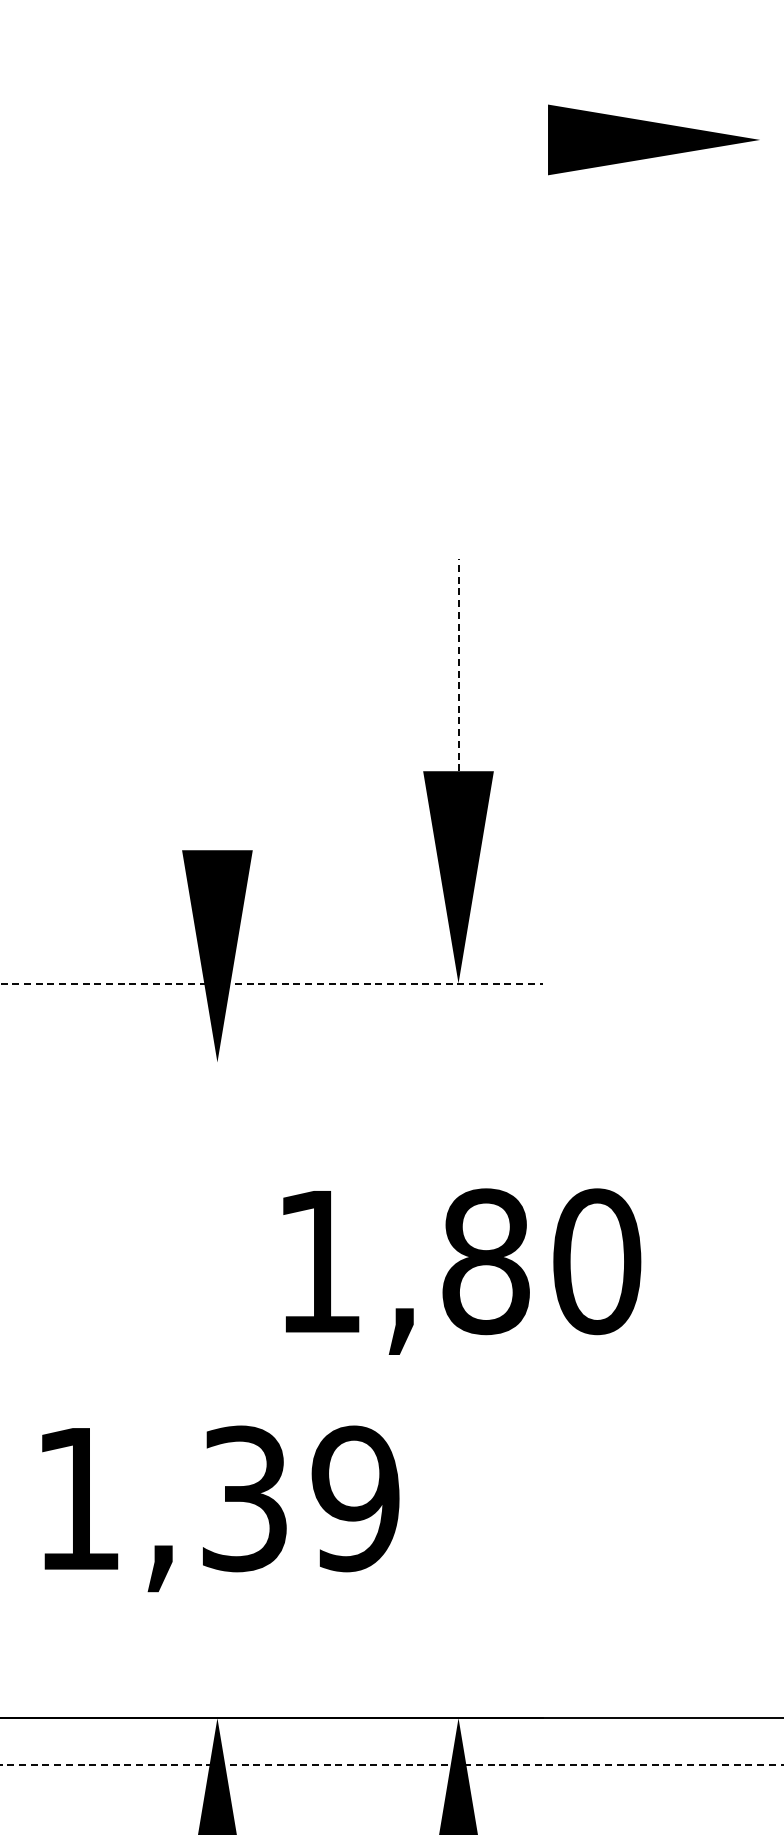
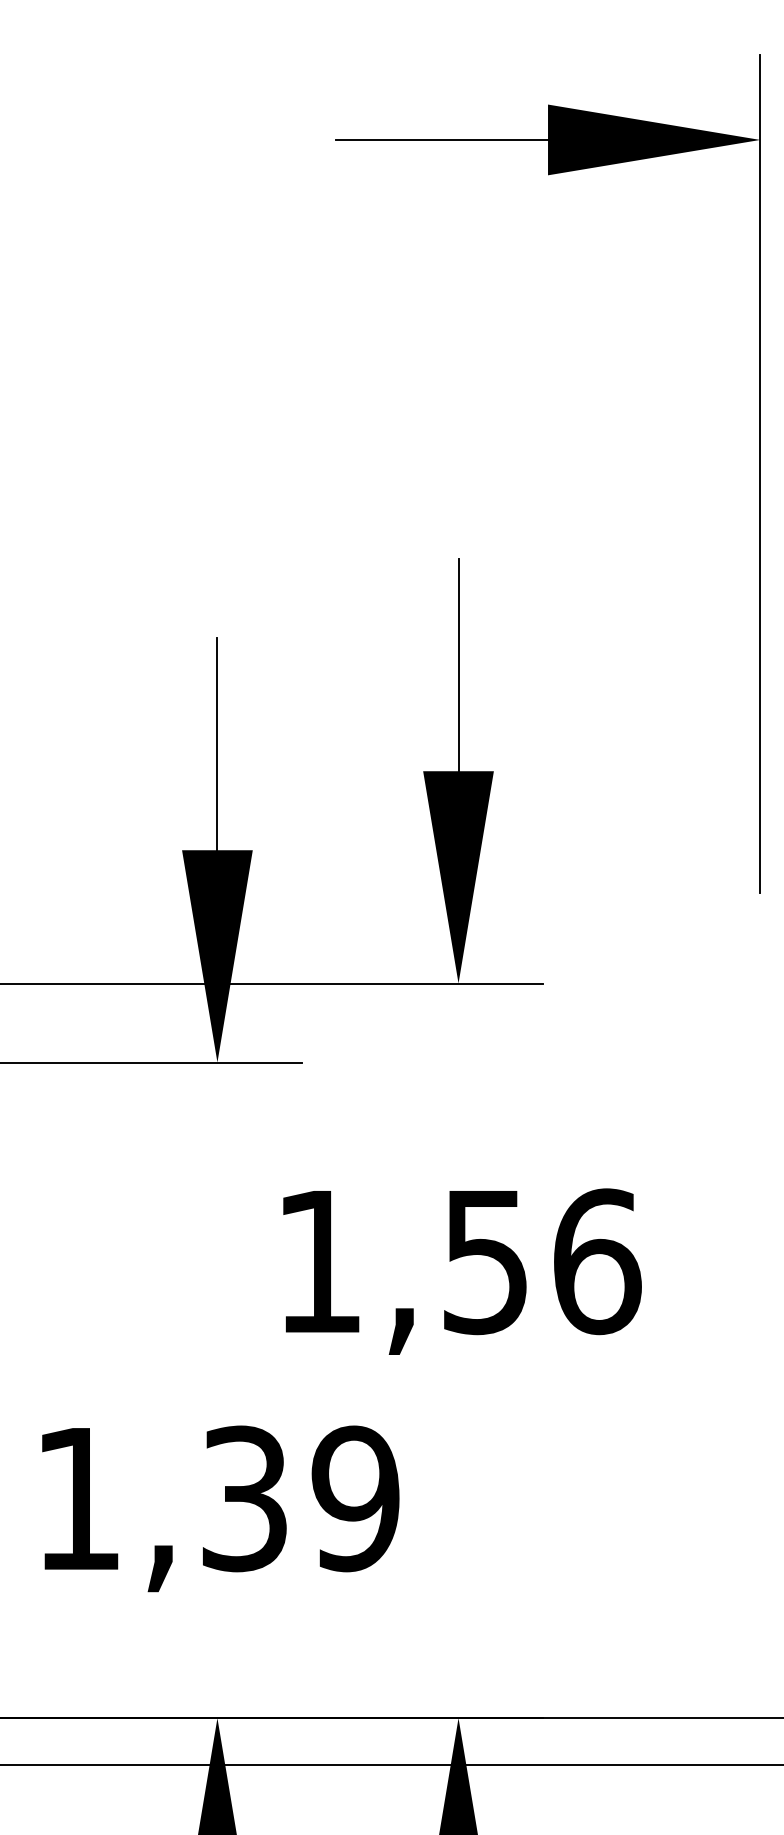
line: none -> present (441, 139)
line: none -> present (760, 473)
line: dashed -> solid (458, 664)
line: none -> present (217, 743)
line: dashed -> solid (271, 983)
line: none -> present (152, 1062)
text: 1,80 -> 1,56 (541, 1261)
line: dashed -> solid (392, 1765)
